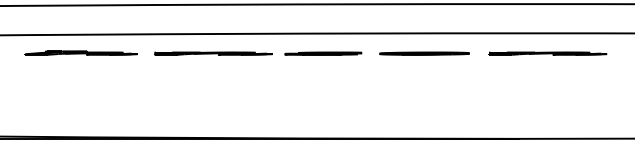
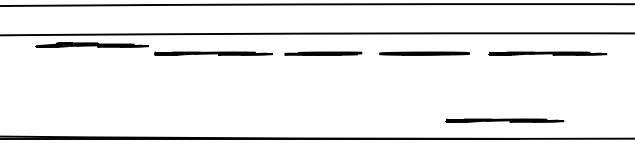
part position: (80, 52) -> (91, 44) (91, 44)
line: none -> present (504, 120)
